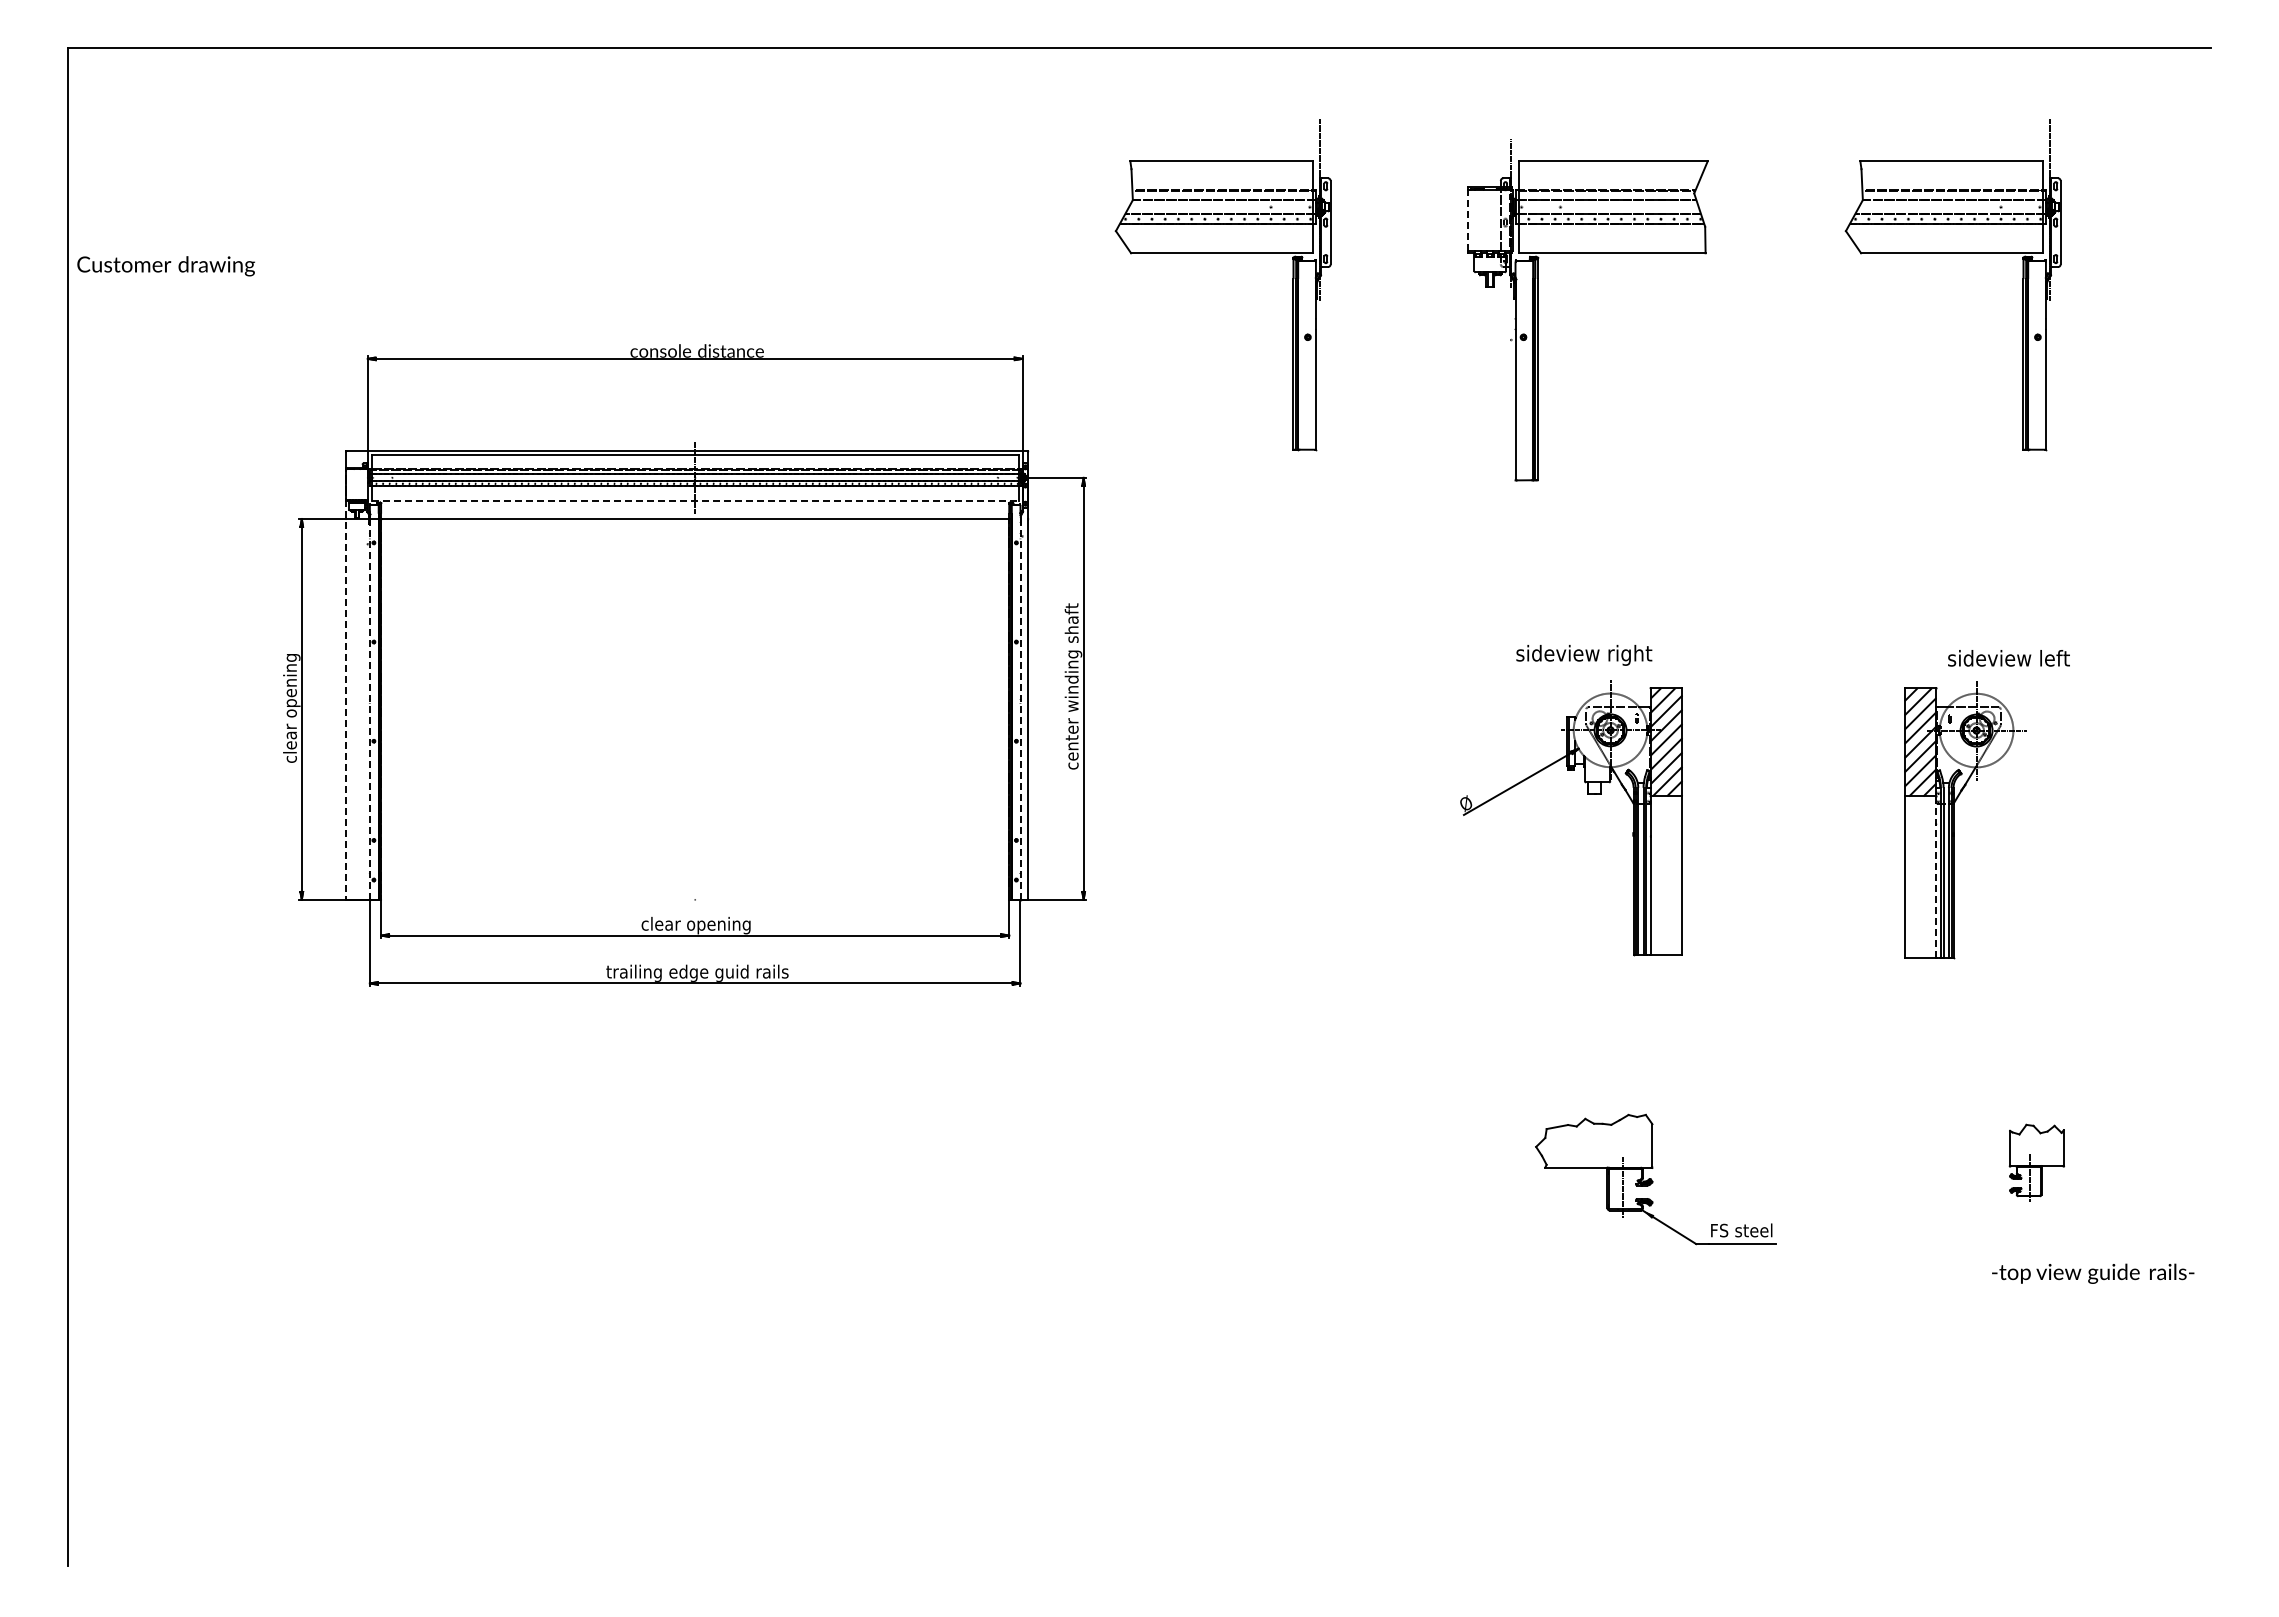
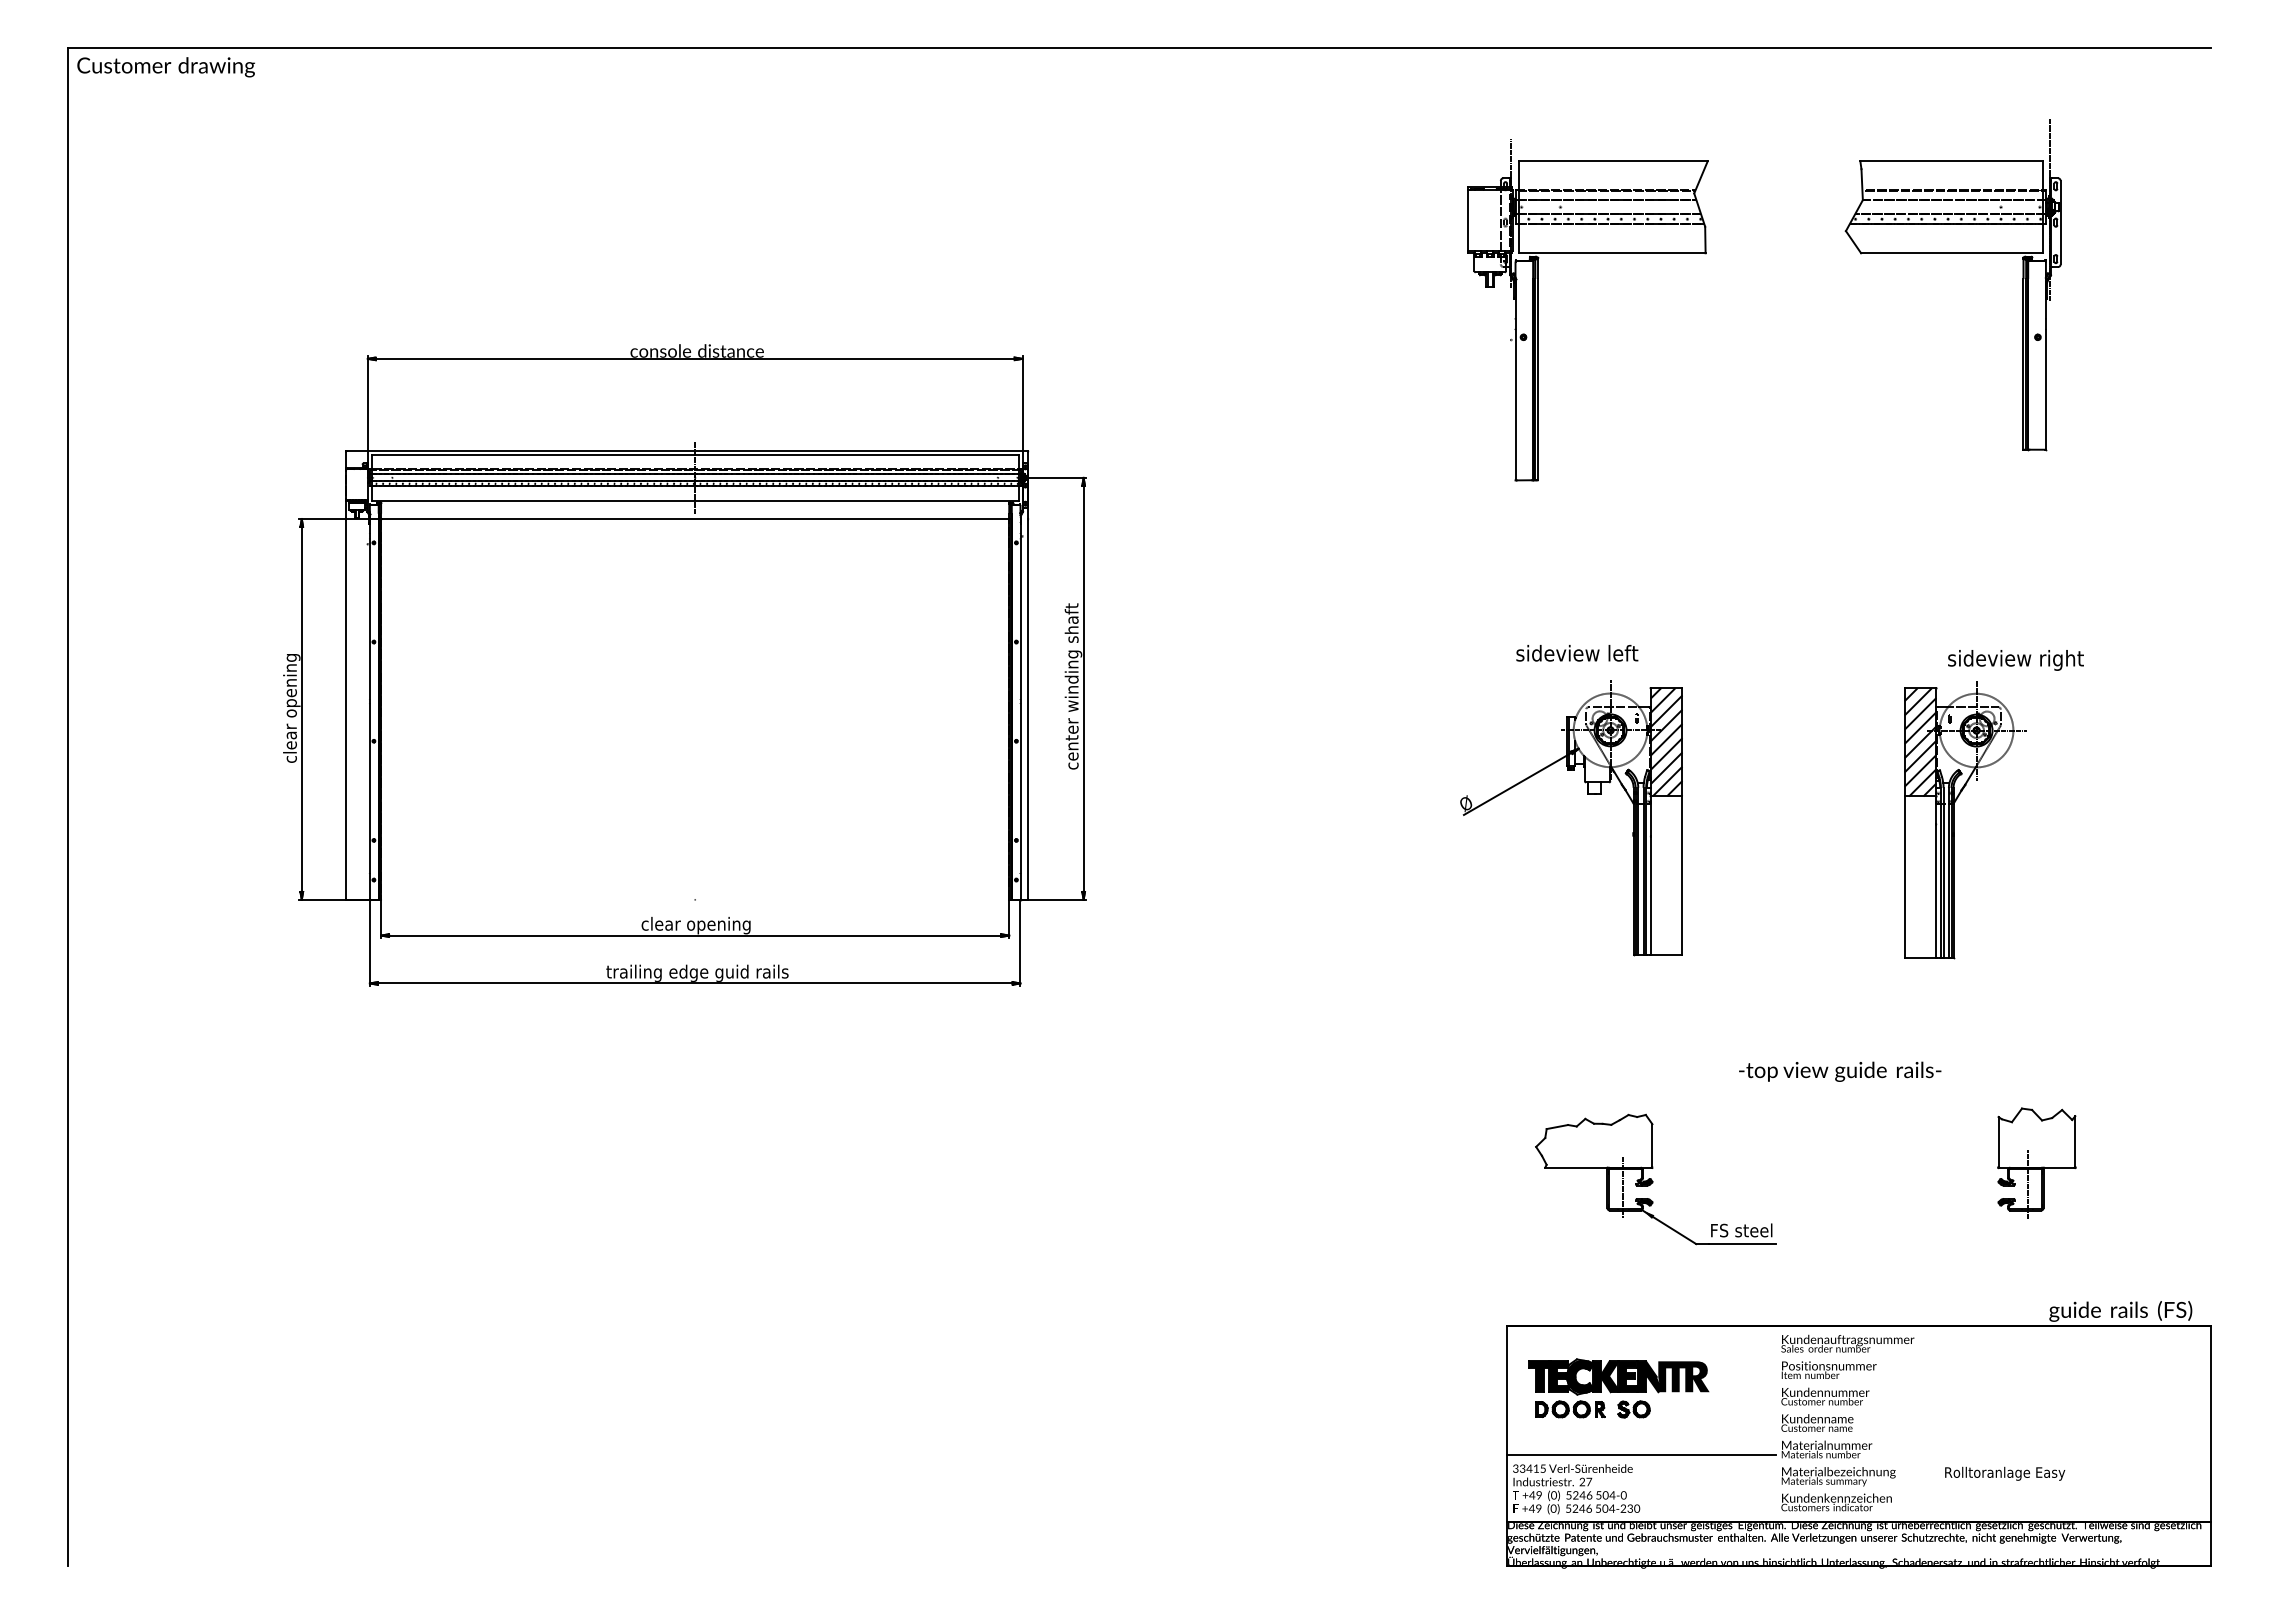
line: dashed -> solid (1467, 220)
part: present -> none (1222, 253)
text position: (165, 266) -> (165, 67) (165, 67)
line: dashed -> solid (695, 500)
text: sideview right -> sideview left (1630, 654)
text: sideview left -> sideview right (2061, 660)
line: dashed -> solid (346, 699)
line: dashed -> solid (369, 706)
line: dashed -> solid (1020, 706)
line: dashed -> solid (1936, 877)
part size: 57x79 px -> 80x112 px (2036, 1162)
text position: (2093, 1273) -> (1840, 1071) (1840, 1071)
part: none -> present (1858, 1434)
